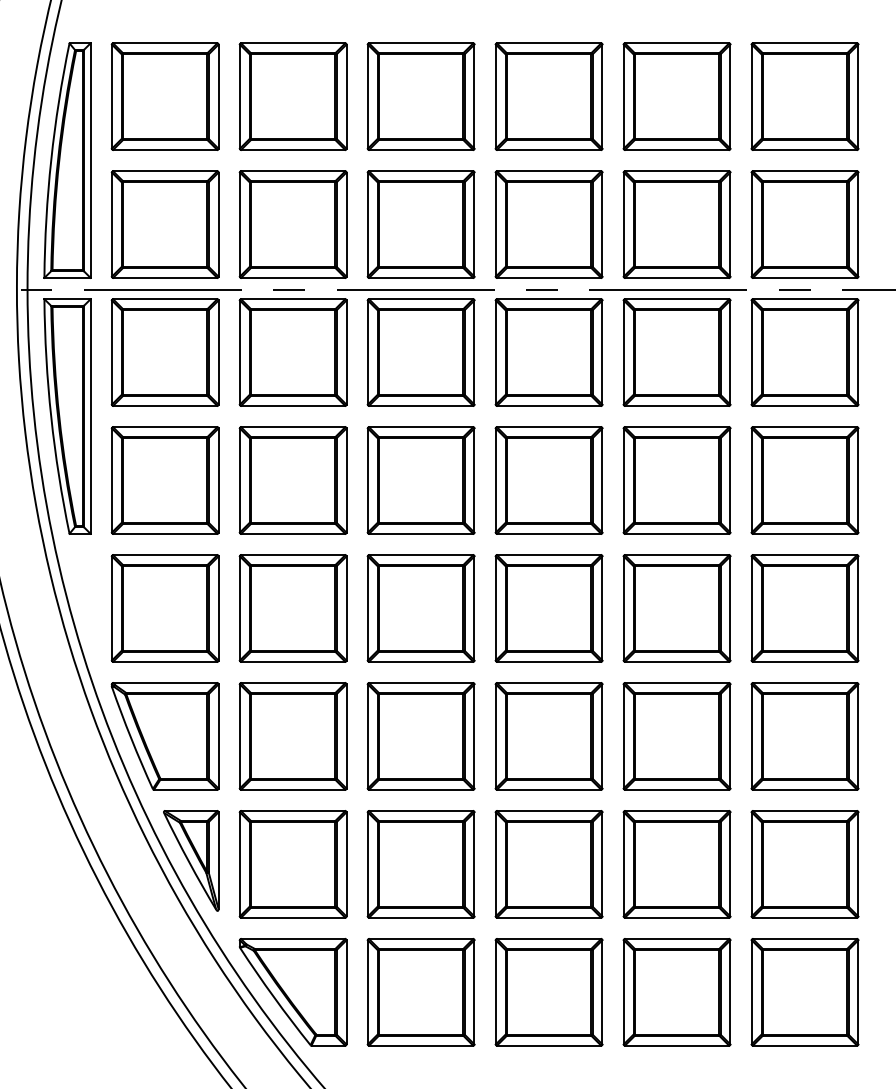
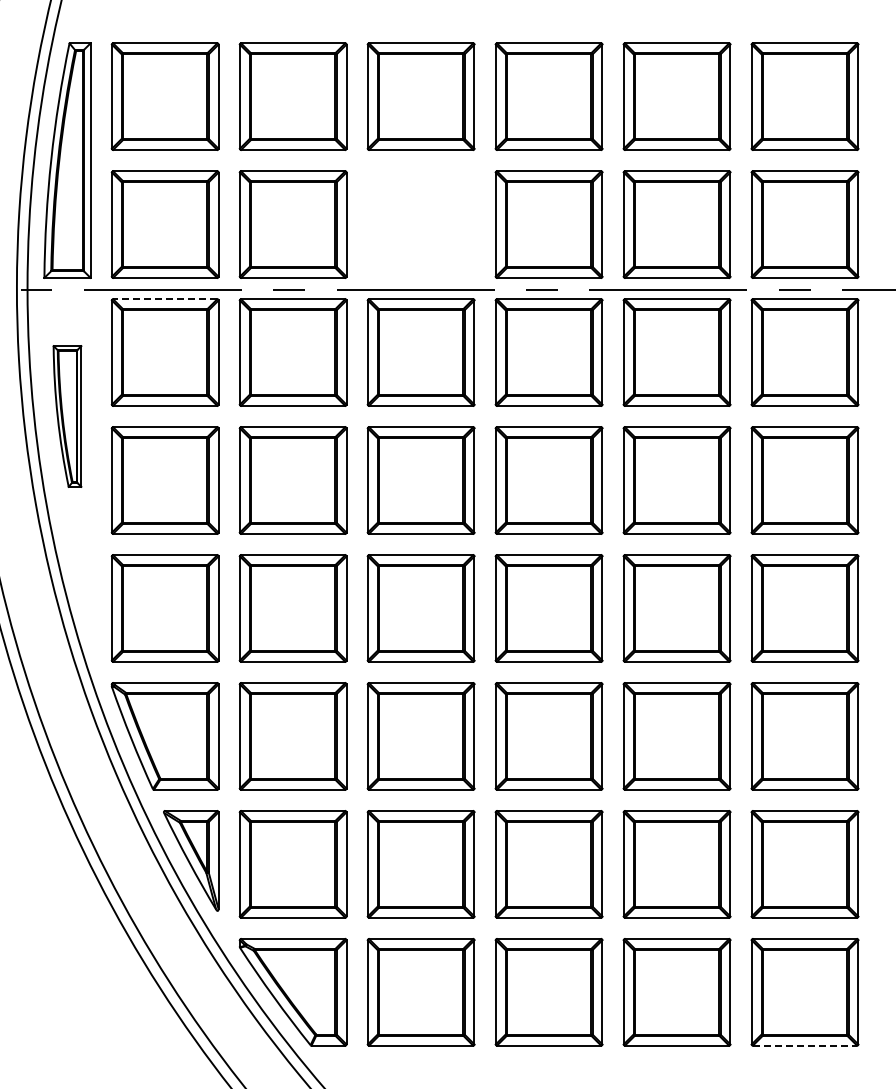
part: present -> none (420, 224)
line: solid -> dashed (164, 299)
part size: 49x237 px -> 31x143 px (67, 416)
line: solid -> dashed (805, 1045)
